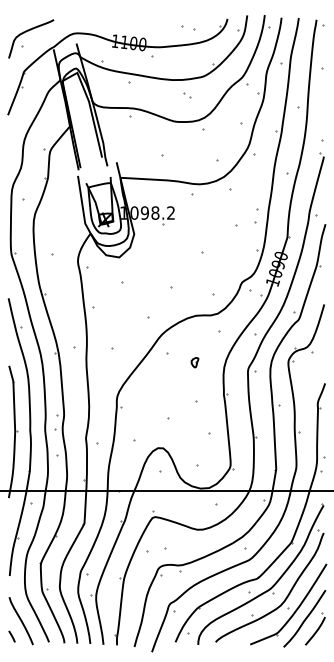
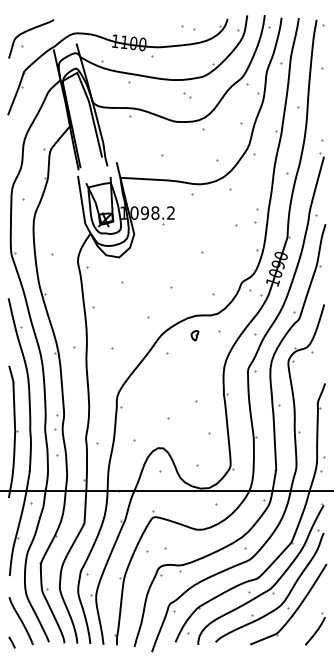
part position: (194, 362) -> (194, 335) (194, 335)
curve: present -> none (305, 618)
line position: (11, 636) -> (11, 642) (11, 642)
